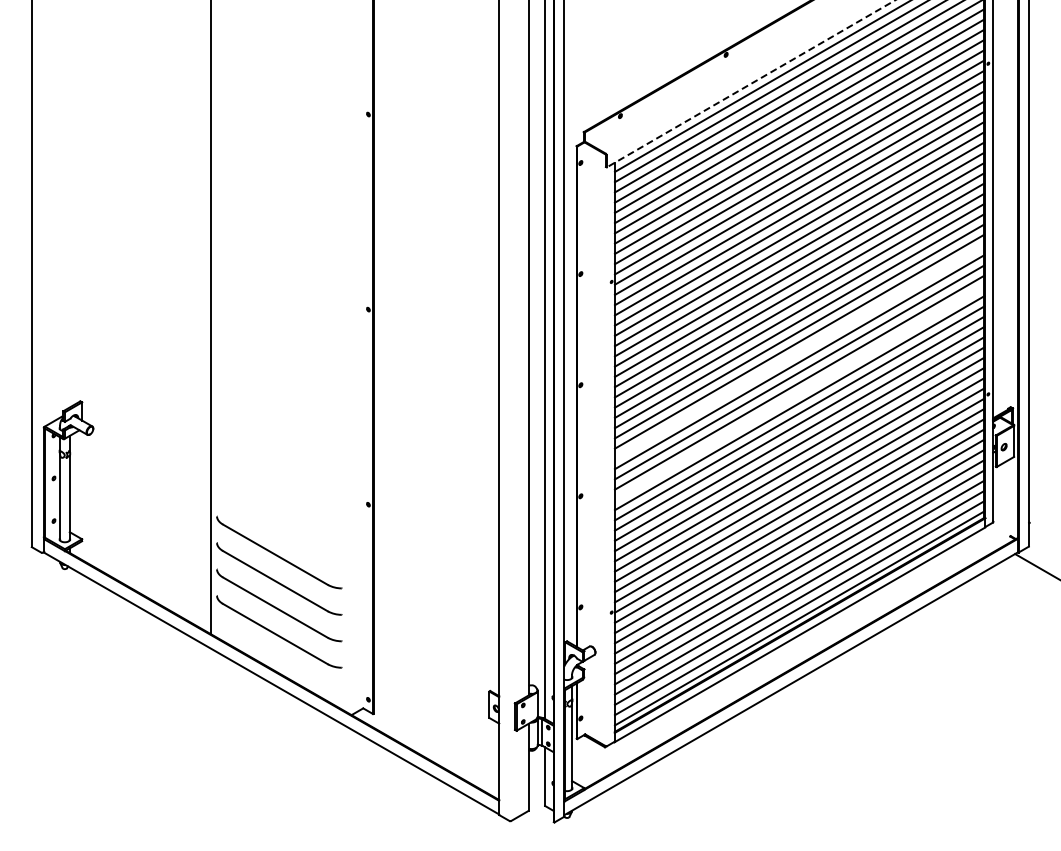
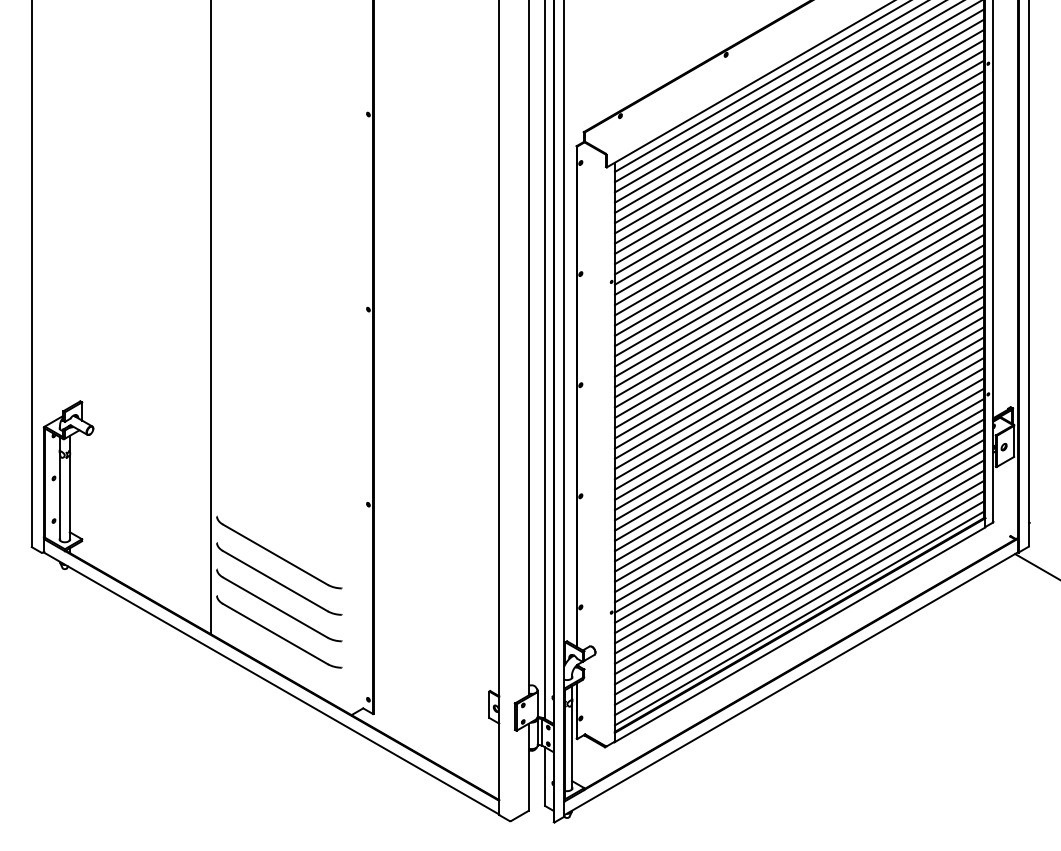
line: dashed -> solid (751, 83)
line: none -> present (799, 351)
line: none -> present (799, 392)
